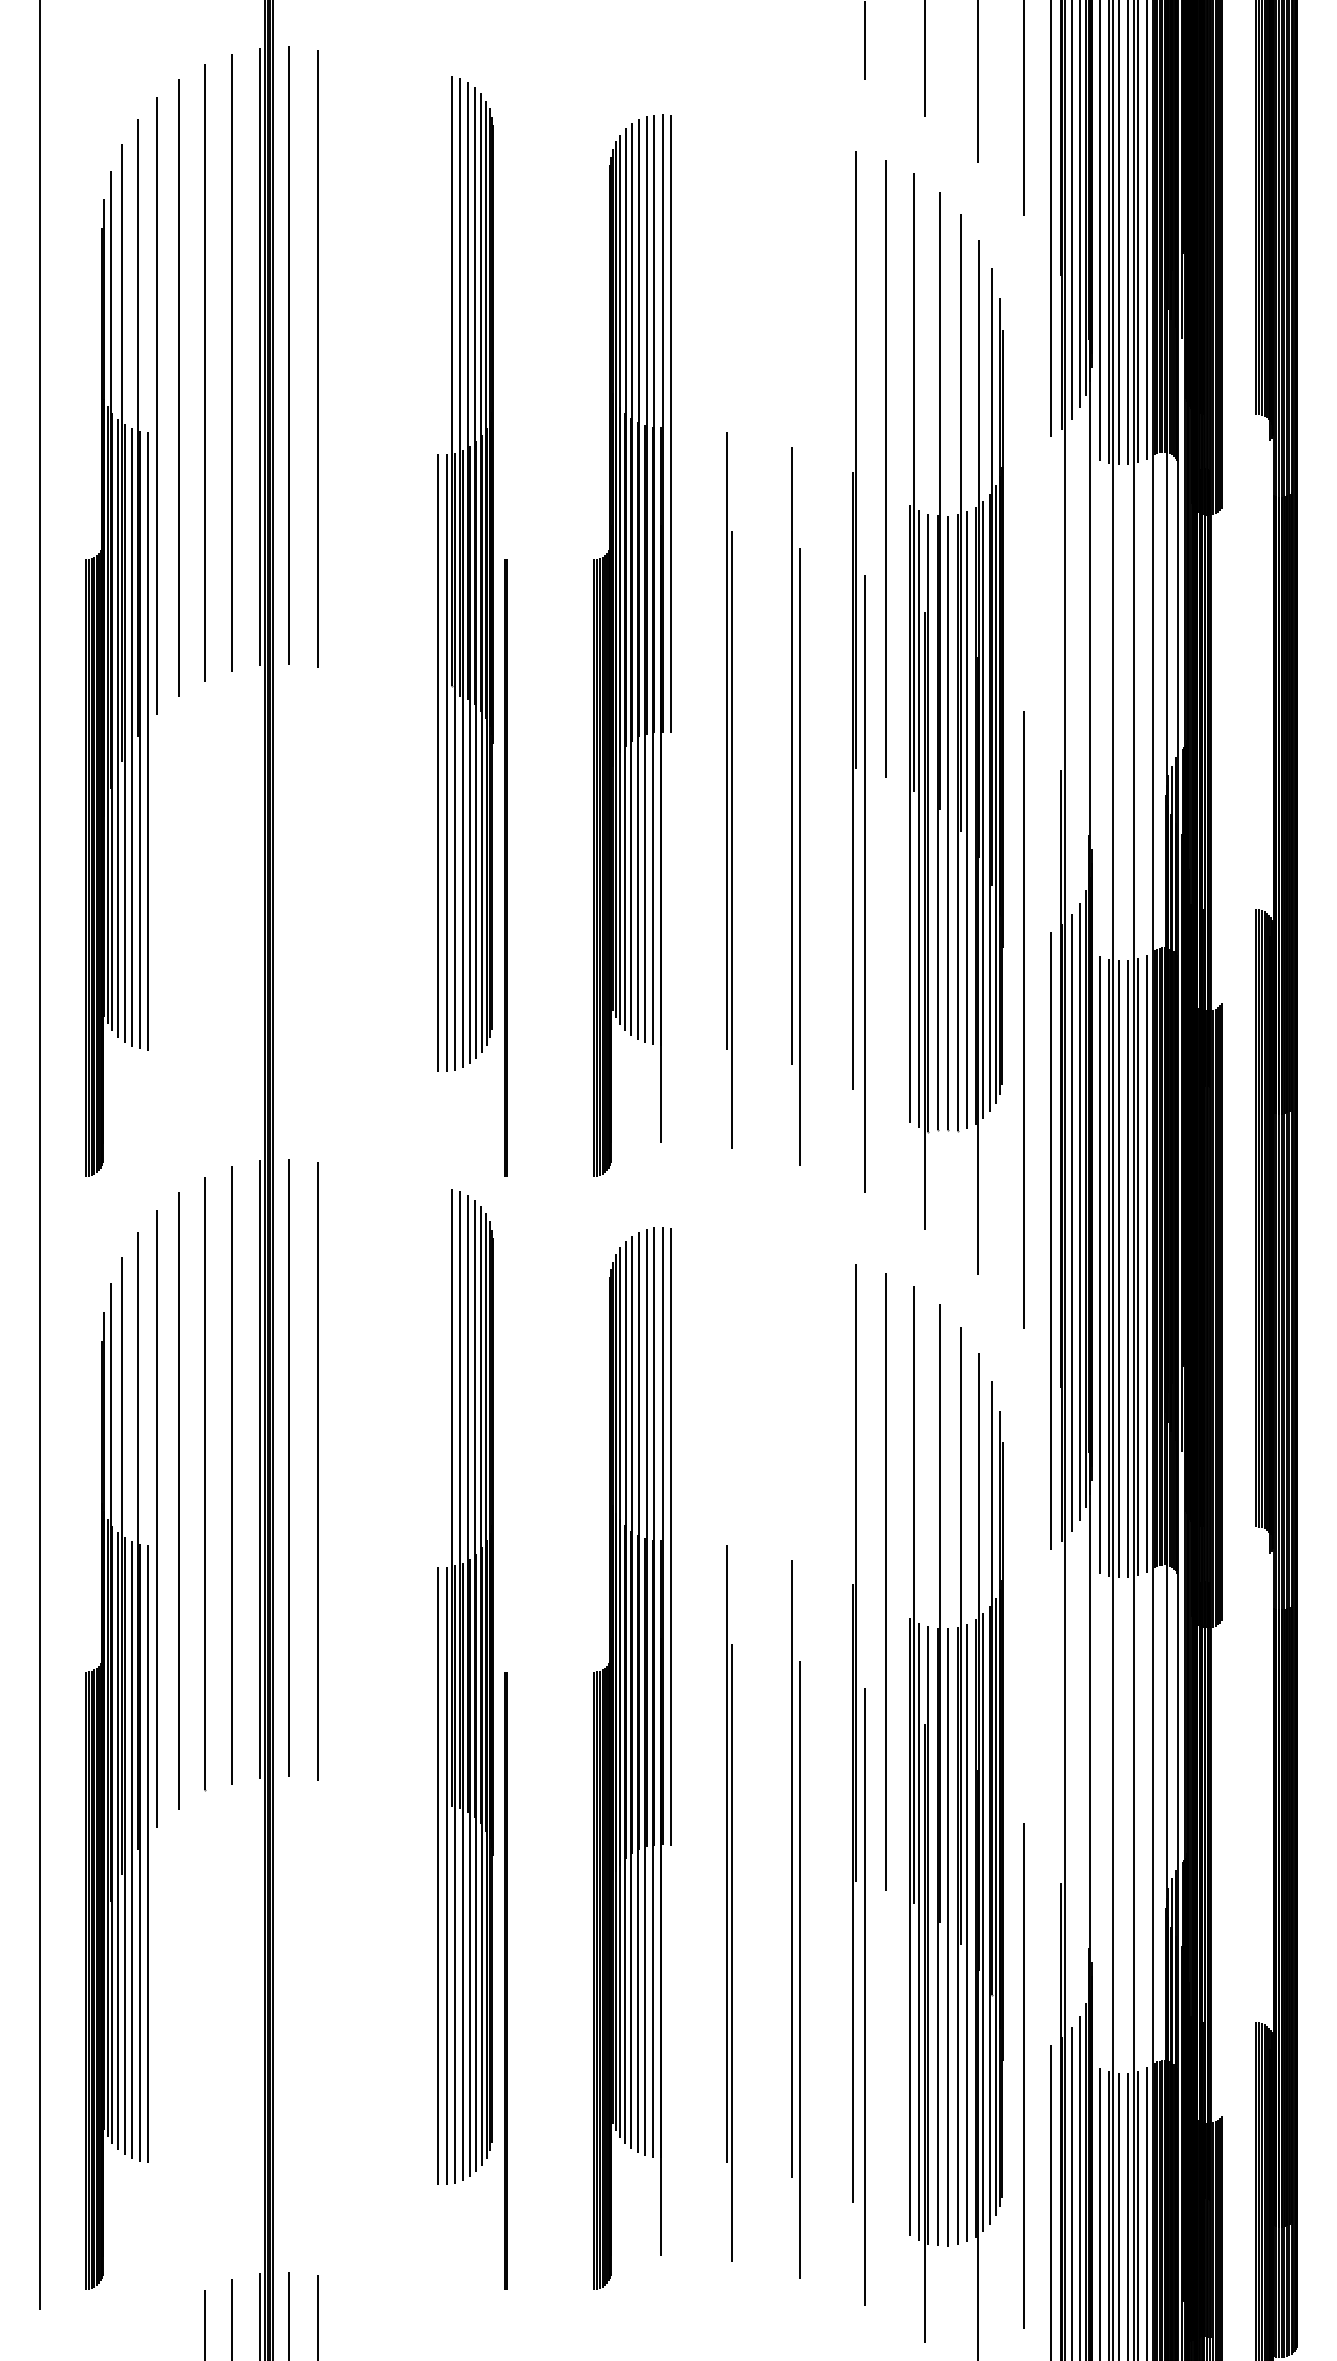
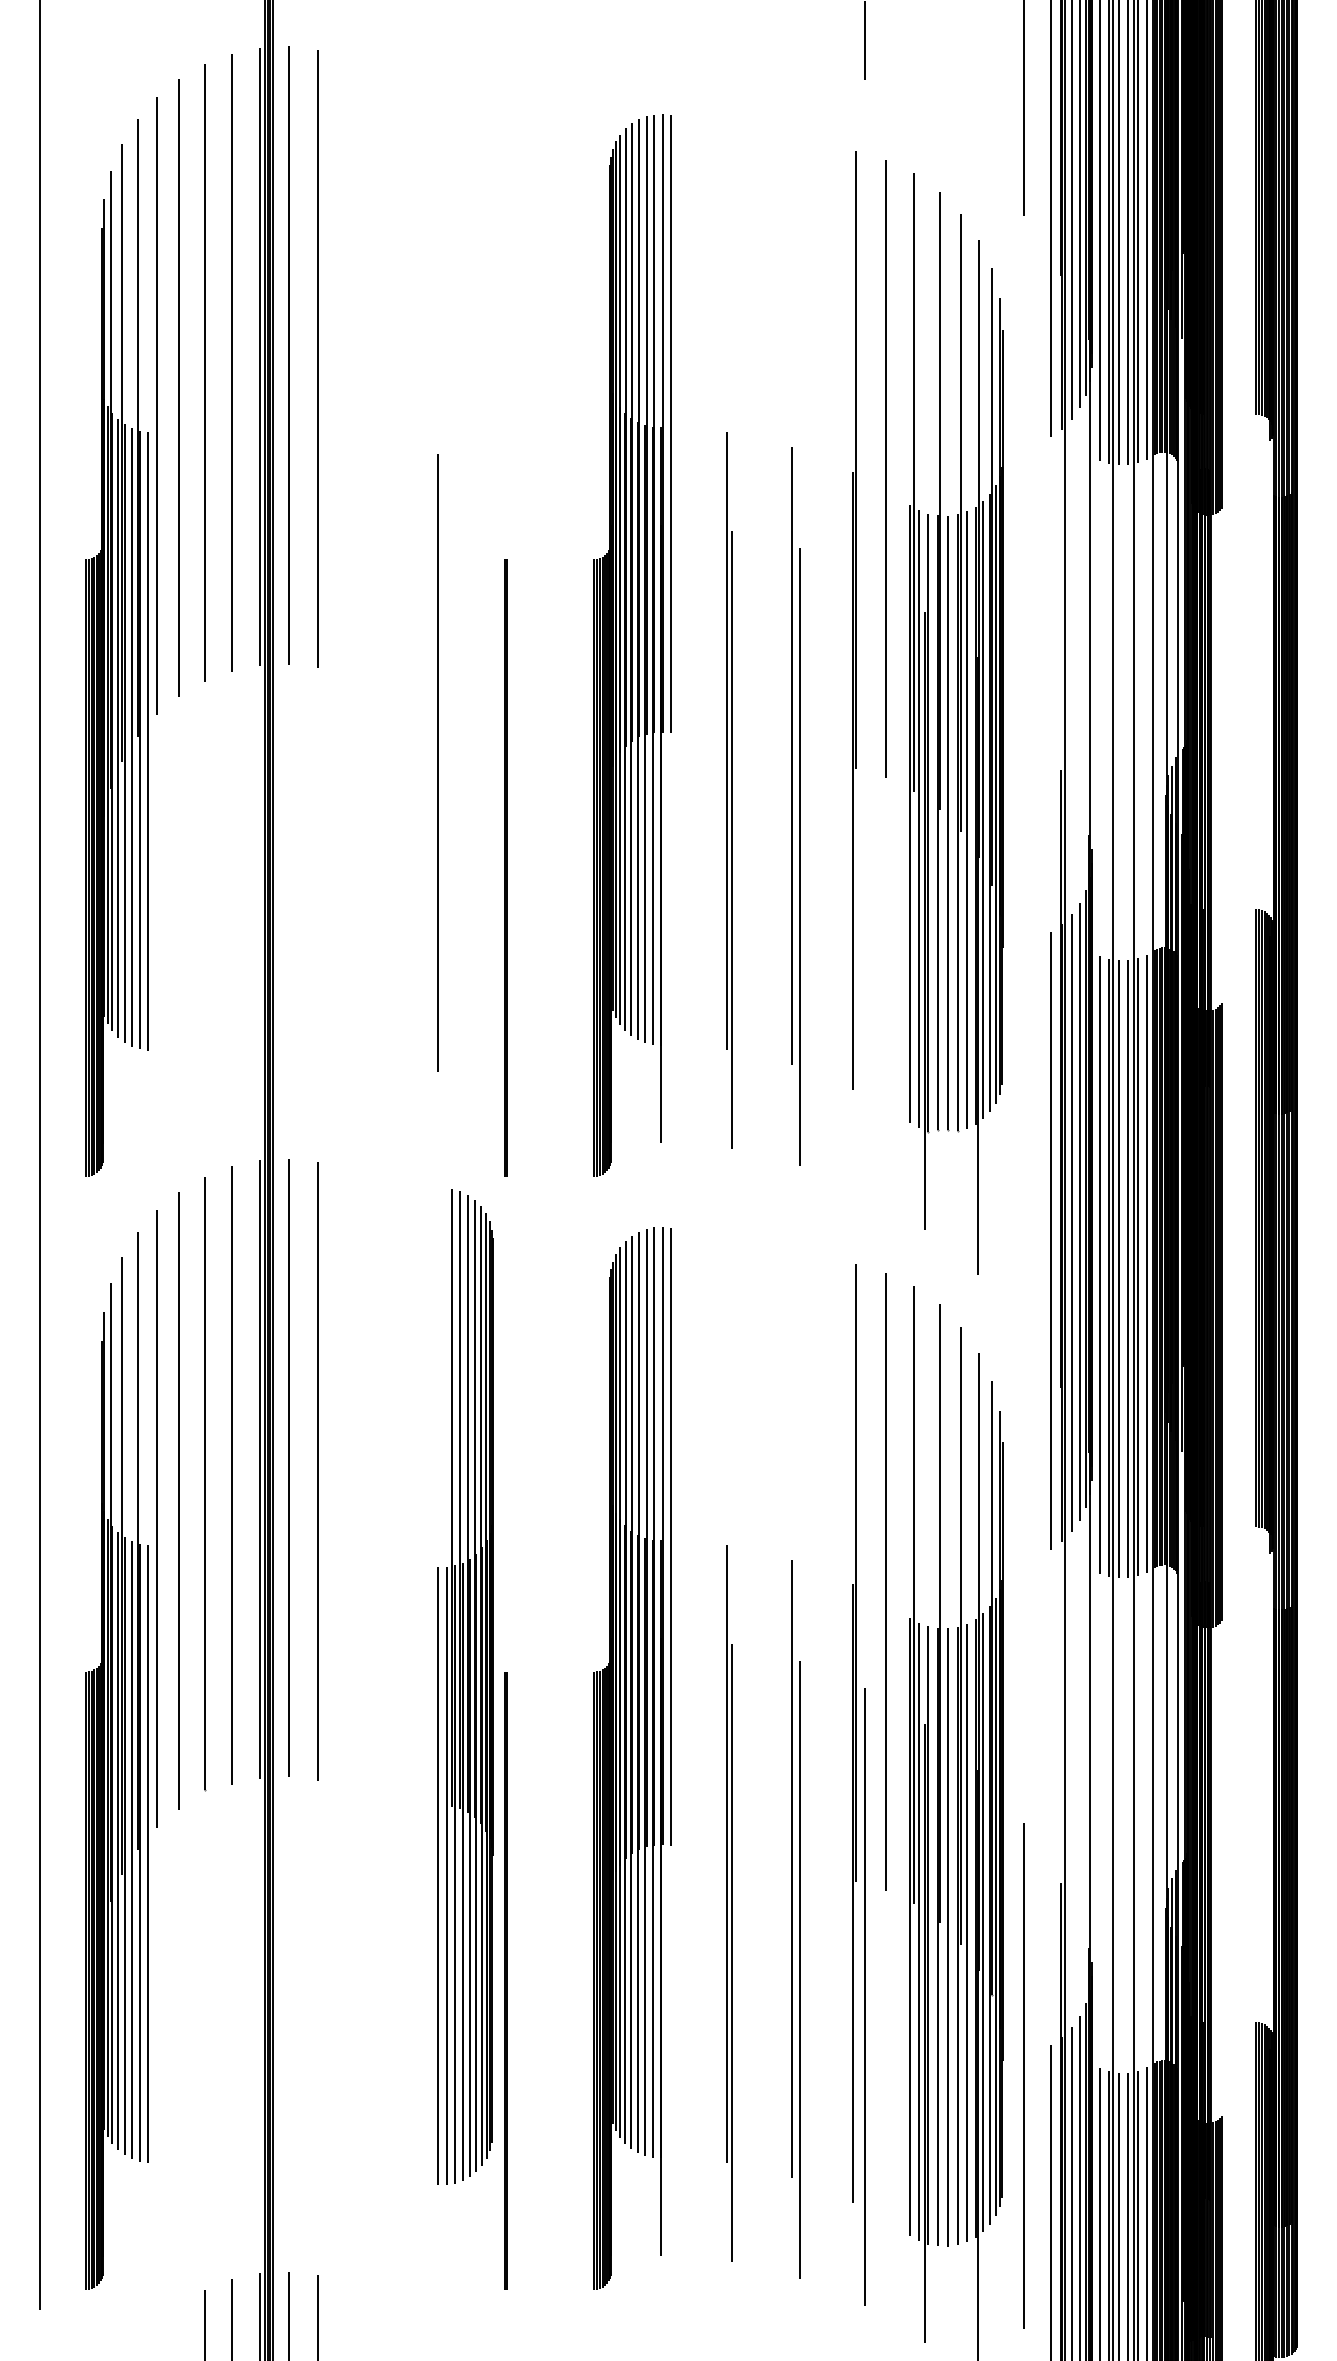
line: present -> none (924, 59)
line: present -> none (978, 82)
part: present -> none (469, 573)
line: present -> none (864, 883)
line: present -> none (1023, 1019)
